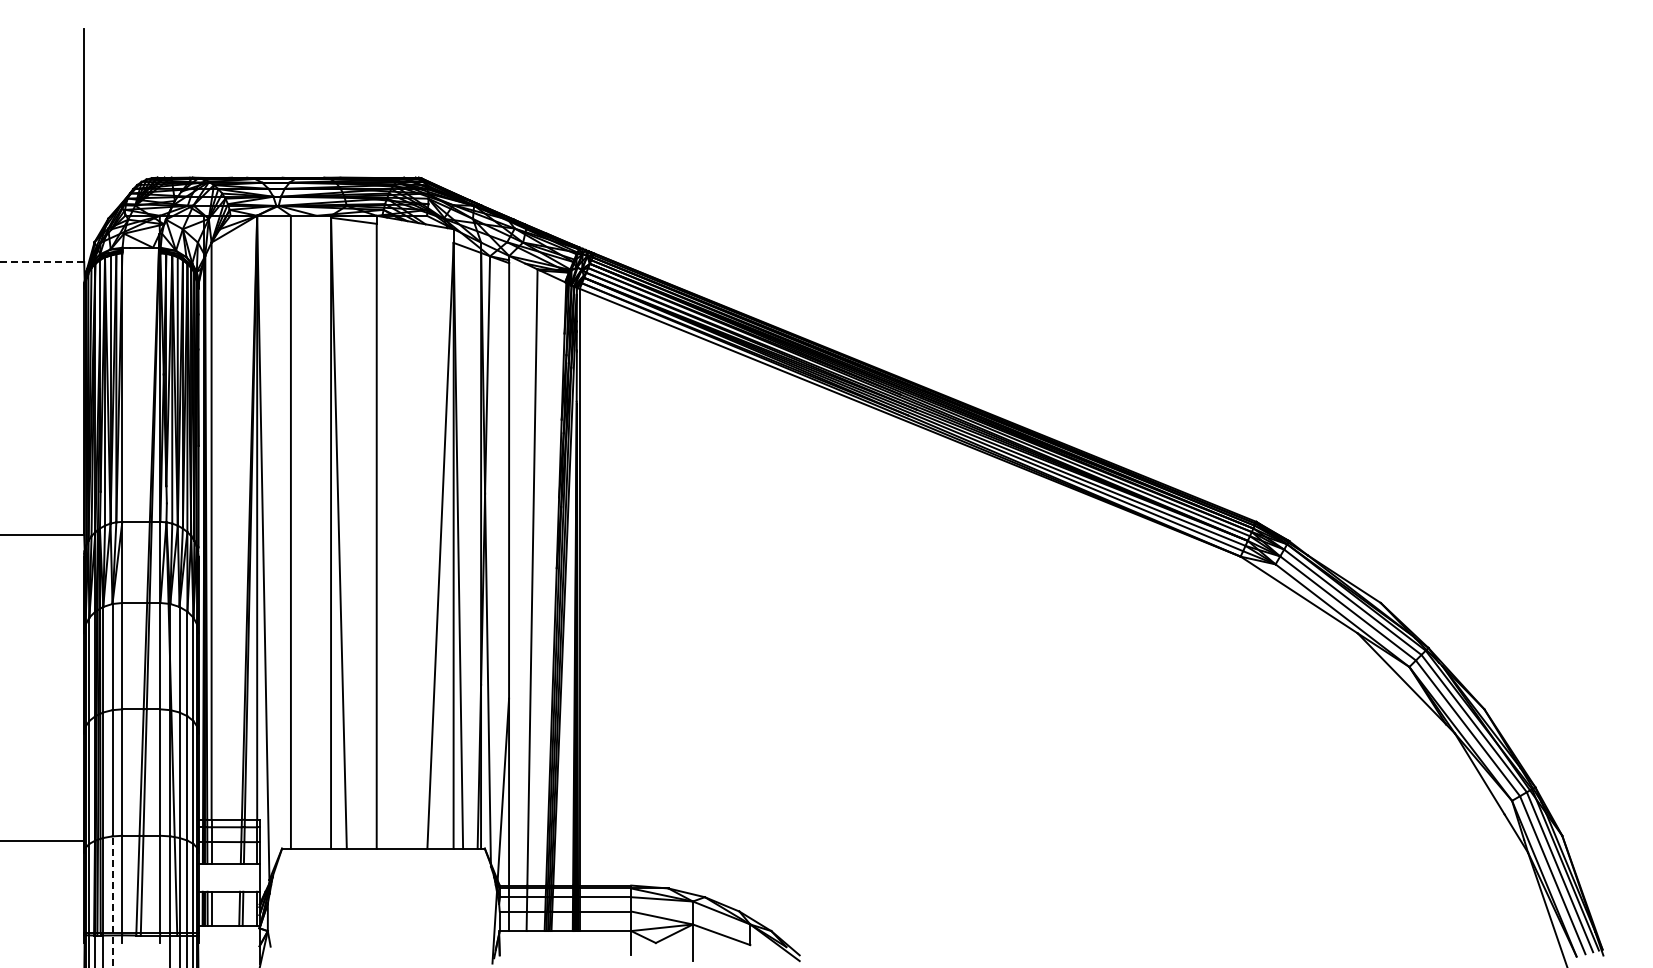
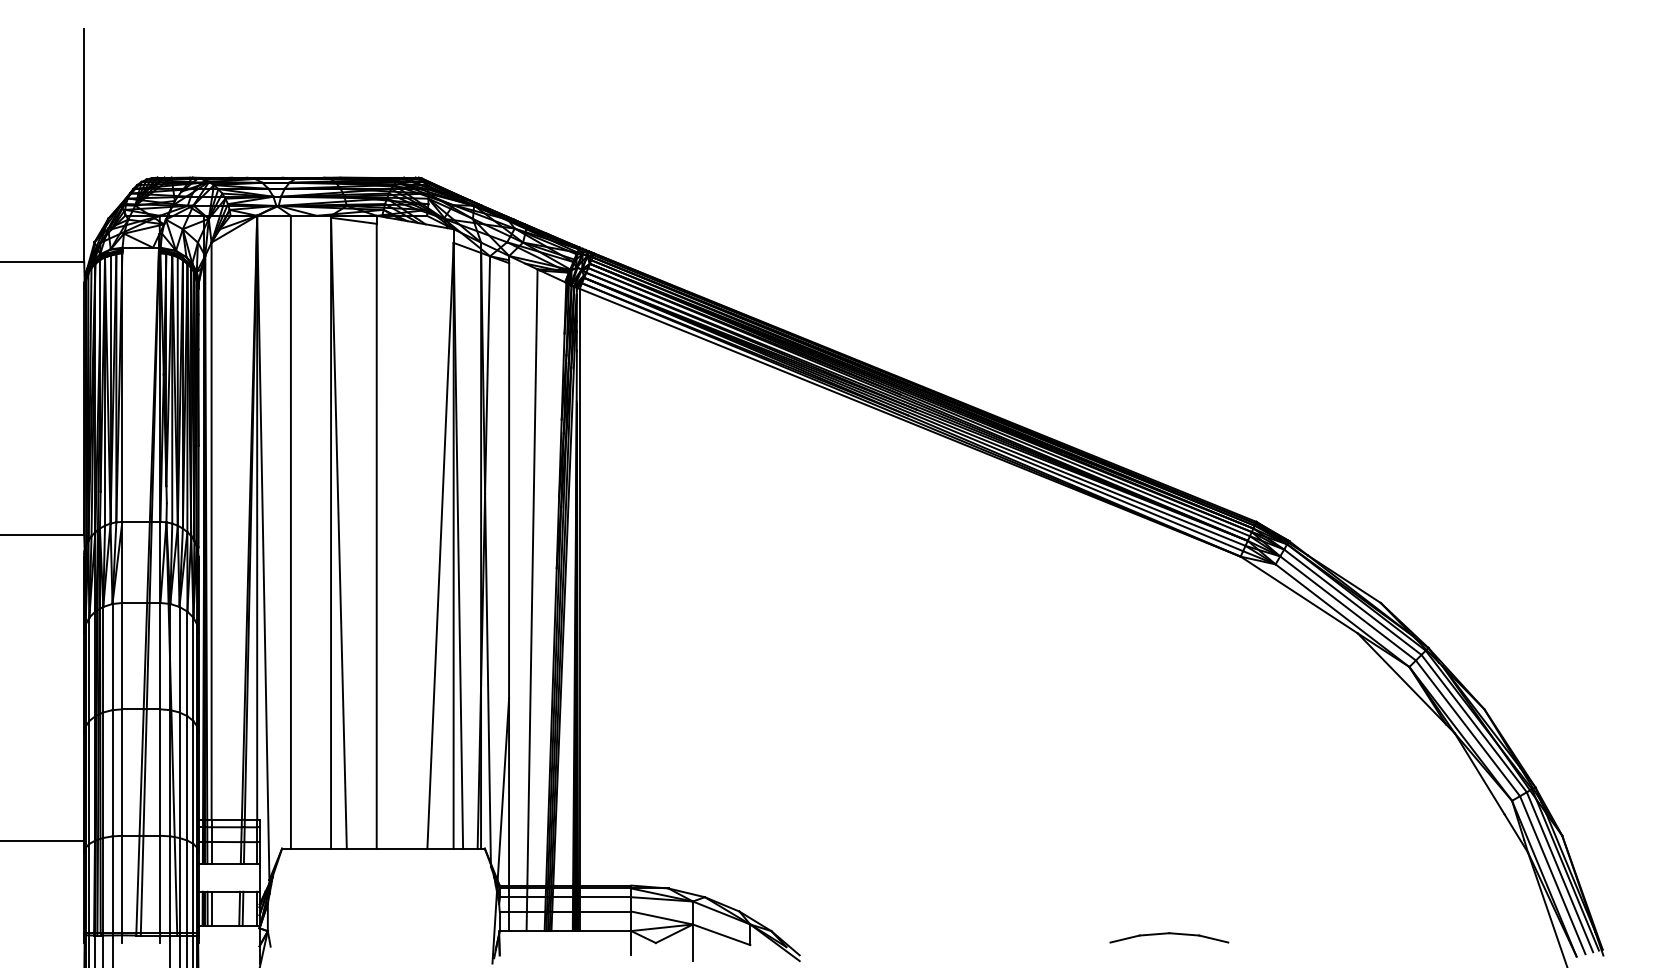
line: dashed -> solid (42, 262)
line: dashed -> solid (112, 901)
part: none -> present (1169, 937)
